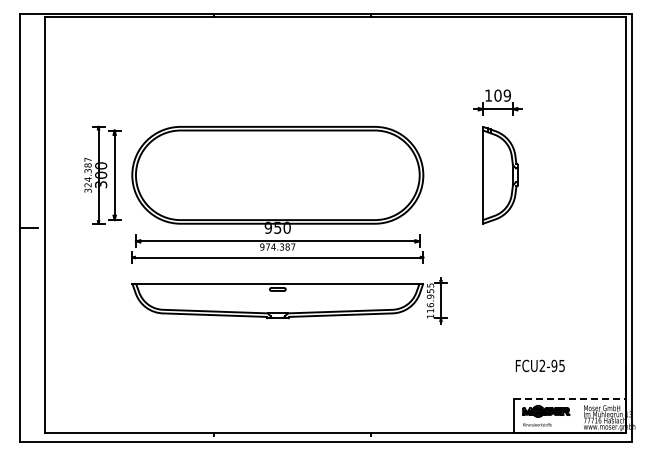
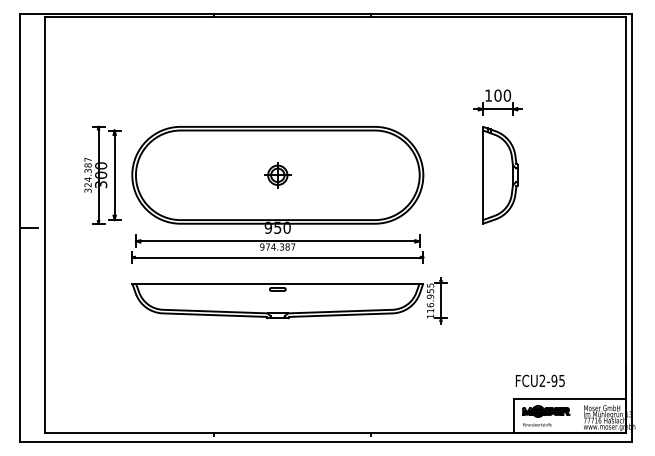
text: 109 -> 100 (506, 95)
part: none -> present (277, 175)
text position: (539, 365) -> (539, 380) (539, 380)
line: dashed -> solid (570, 399)
